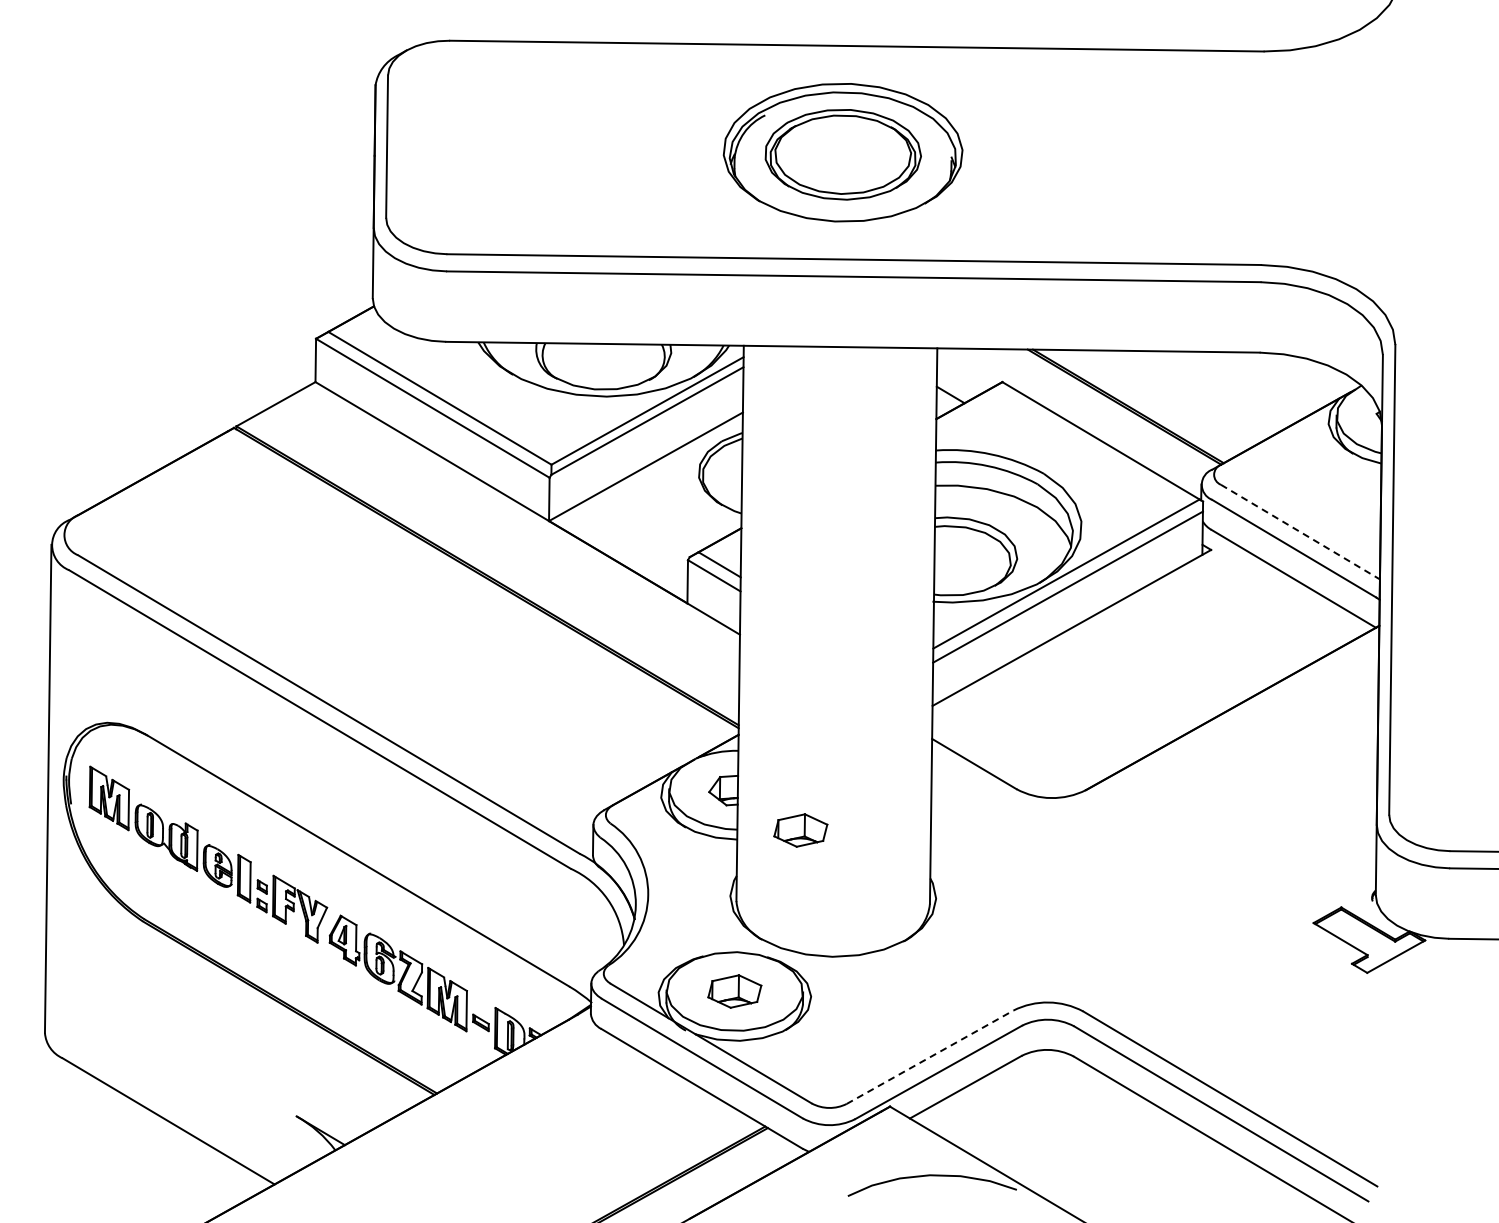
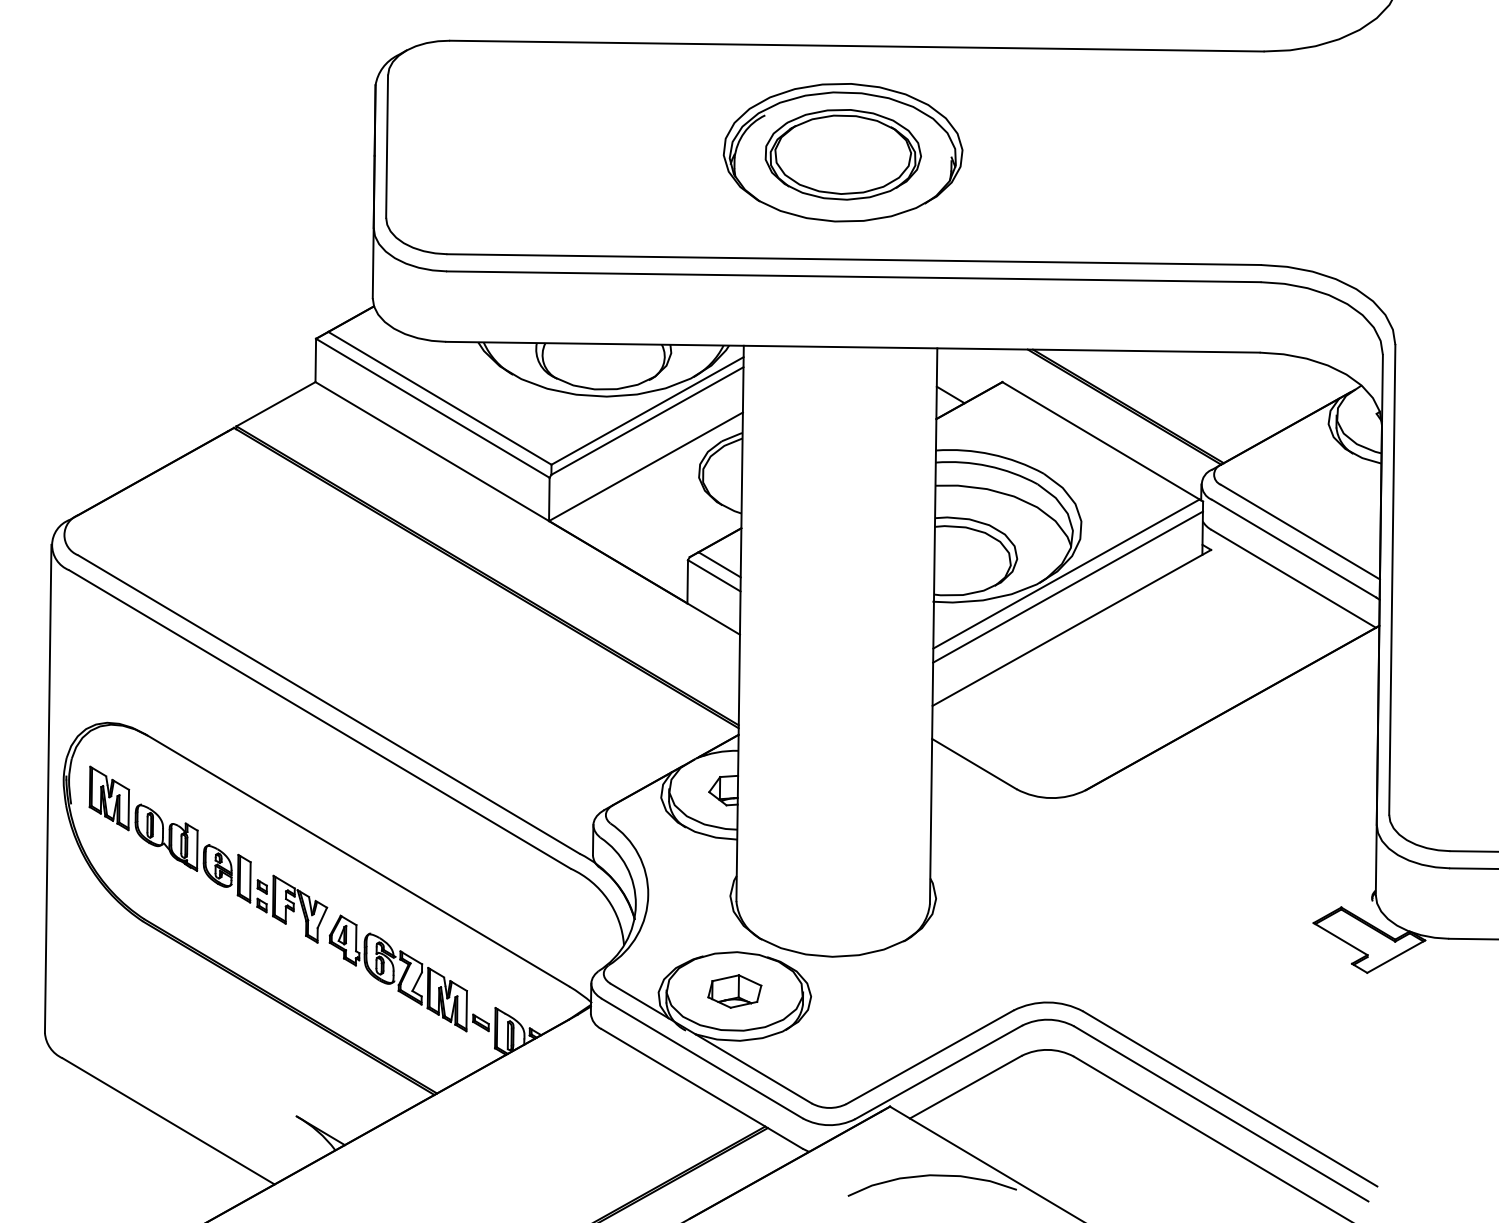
line: dashed -> solid (1300, 532)
part: present -> none (800, 830)
line: dashed -> solid (930, 1057)
